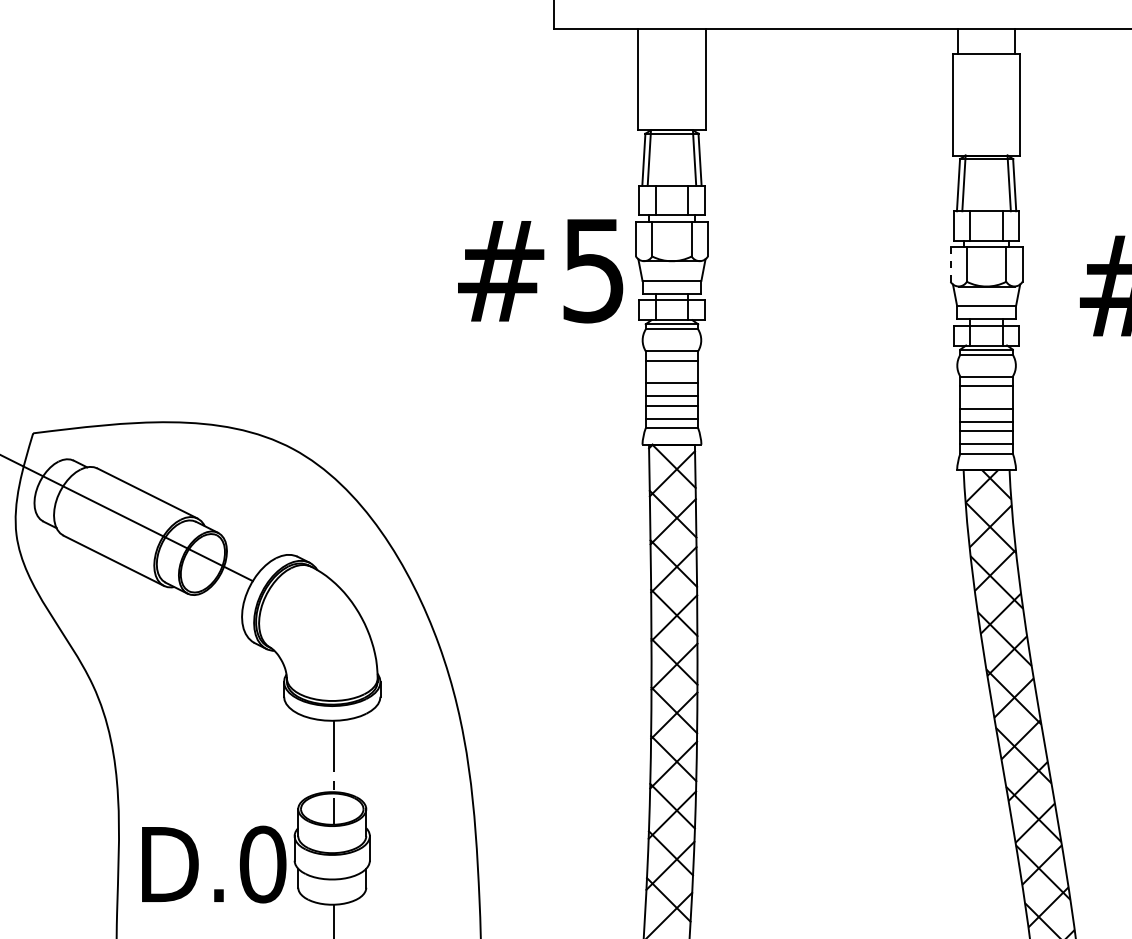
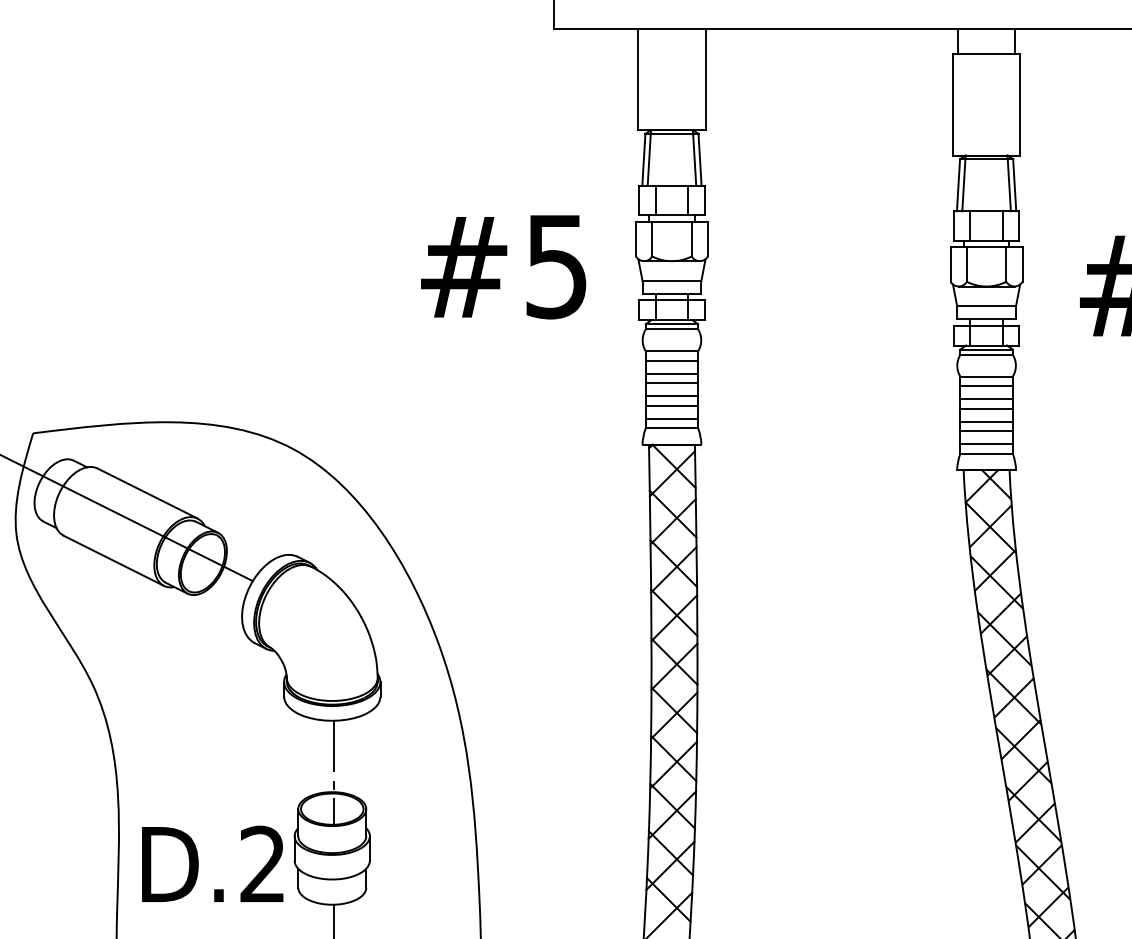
line: dashed -> solid (950, 265)
text position: (540, 271) -> (503, 267) (503, 267)
line: none -> present (671, 373)
line: none -> present (986, 399)
text: D.0 -> D.2 (262, 864)
